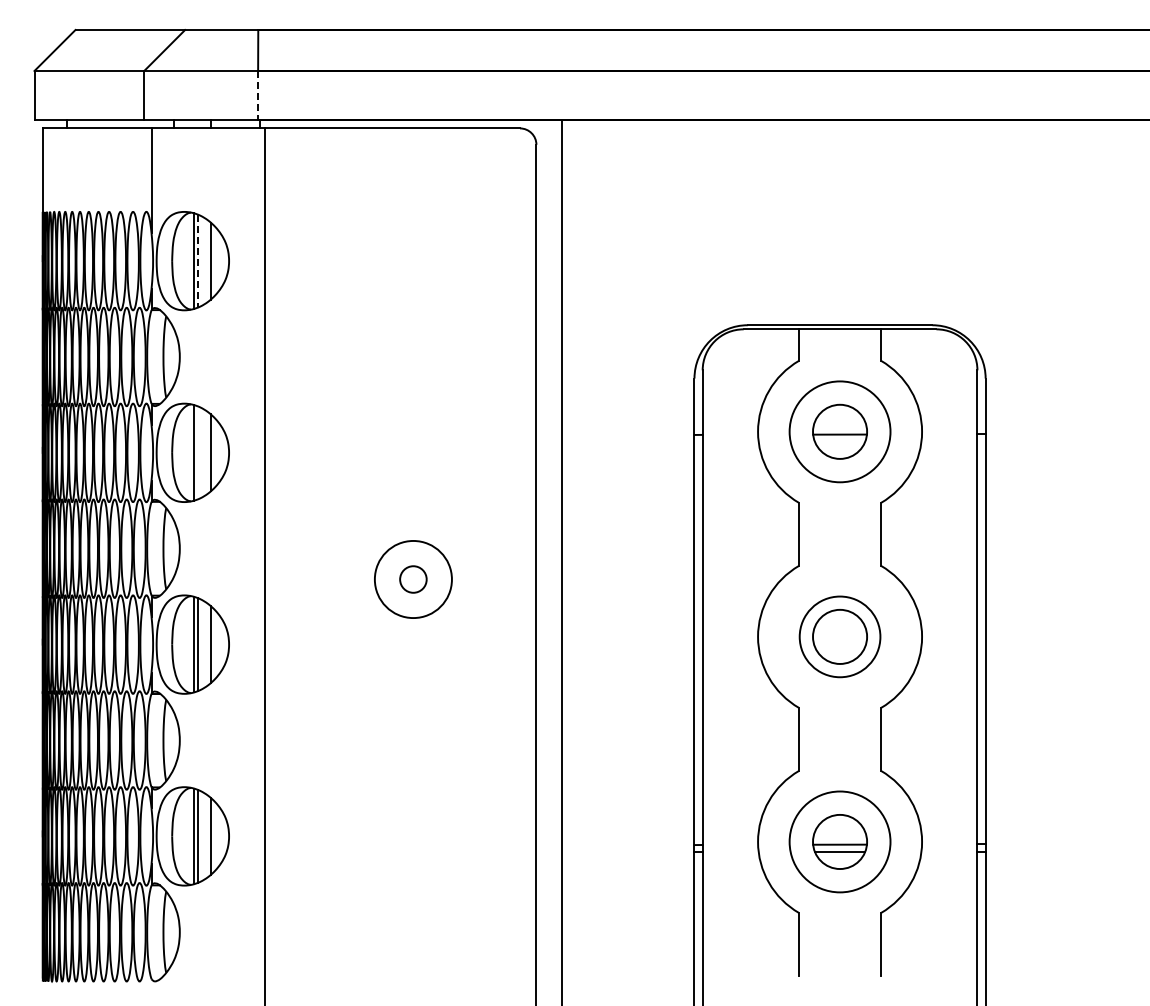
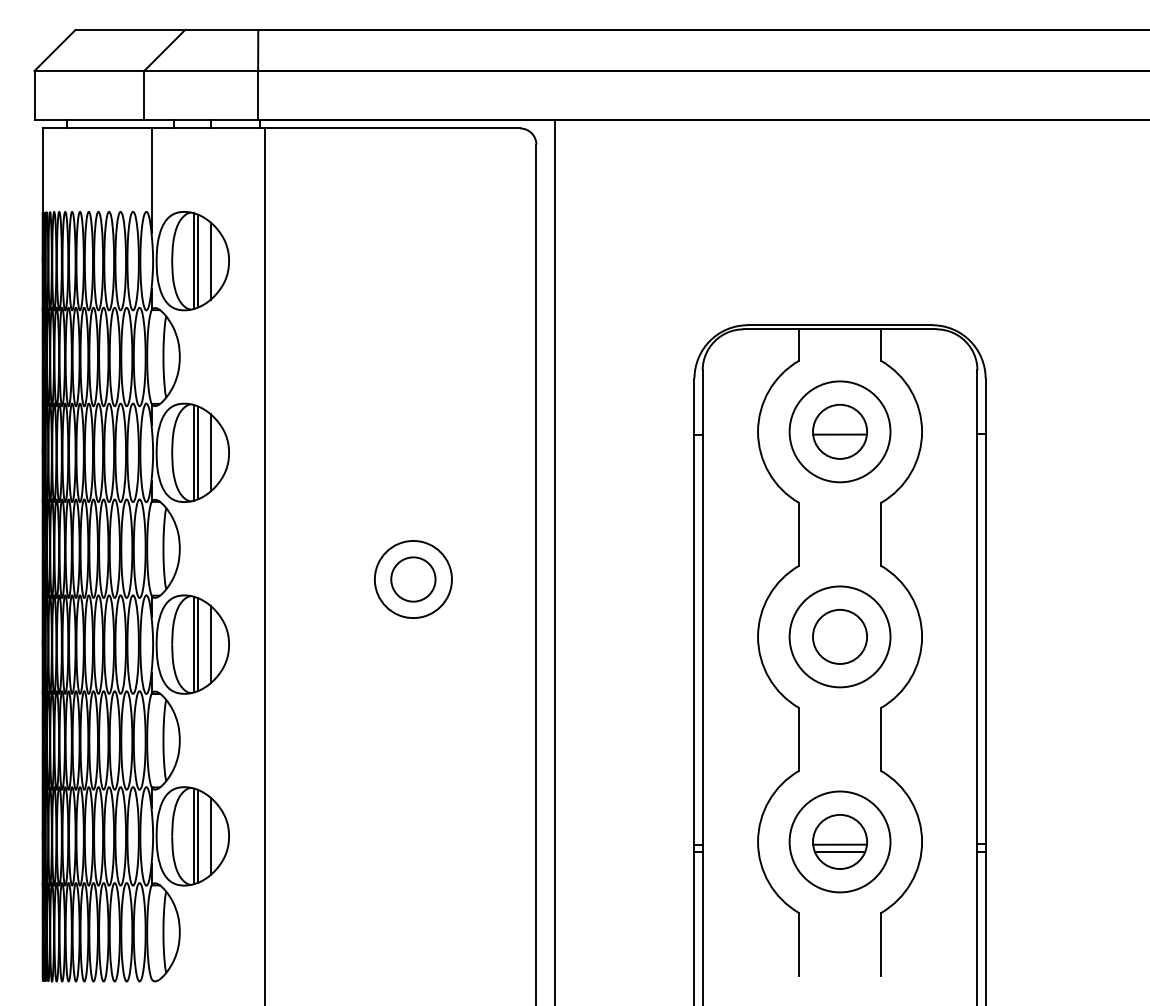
line: dashed -> solid (258, 95)
line: dashed -> solid (198, 261)
line: none -> present (198, 452)
line position: (562, 561) -> (555, 561) (555, 561)
circle diameter: 27 px -> 44 px (413, 579)
circle diameter: 81 px -> 101 px (839, 636)
